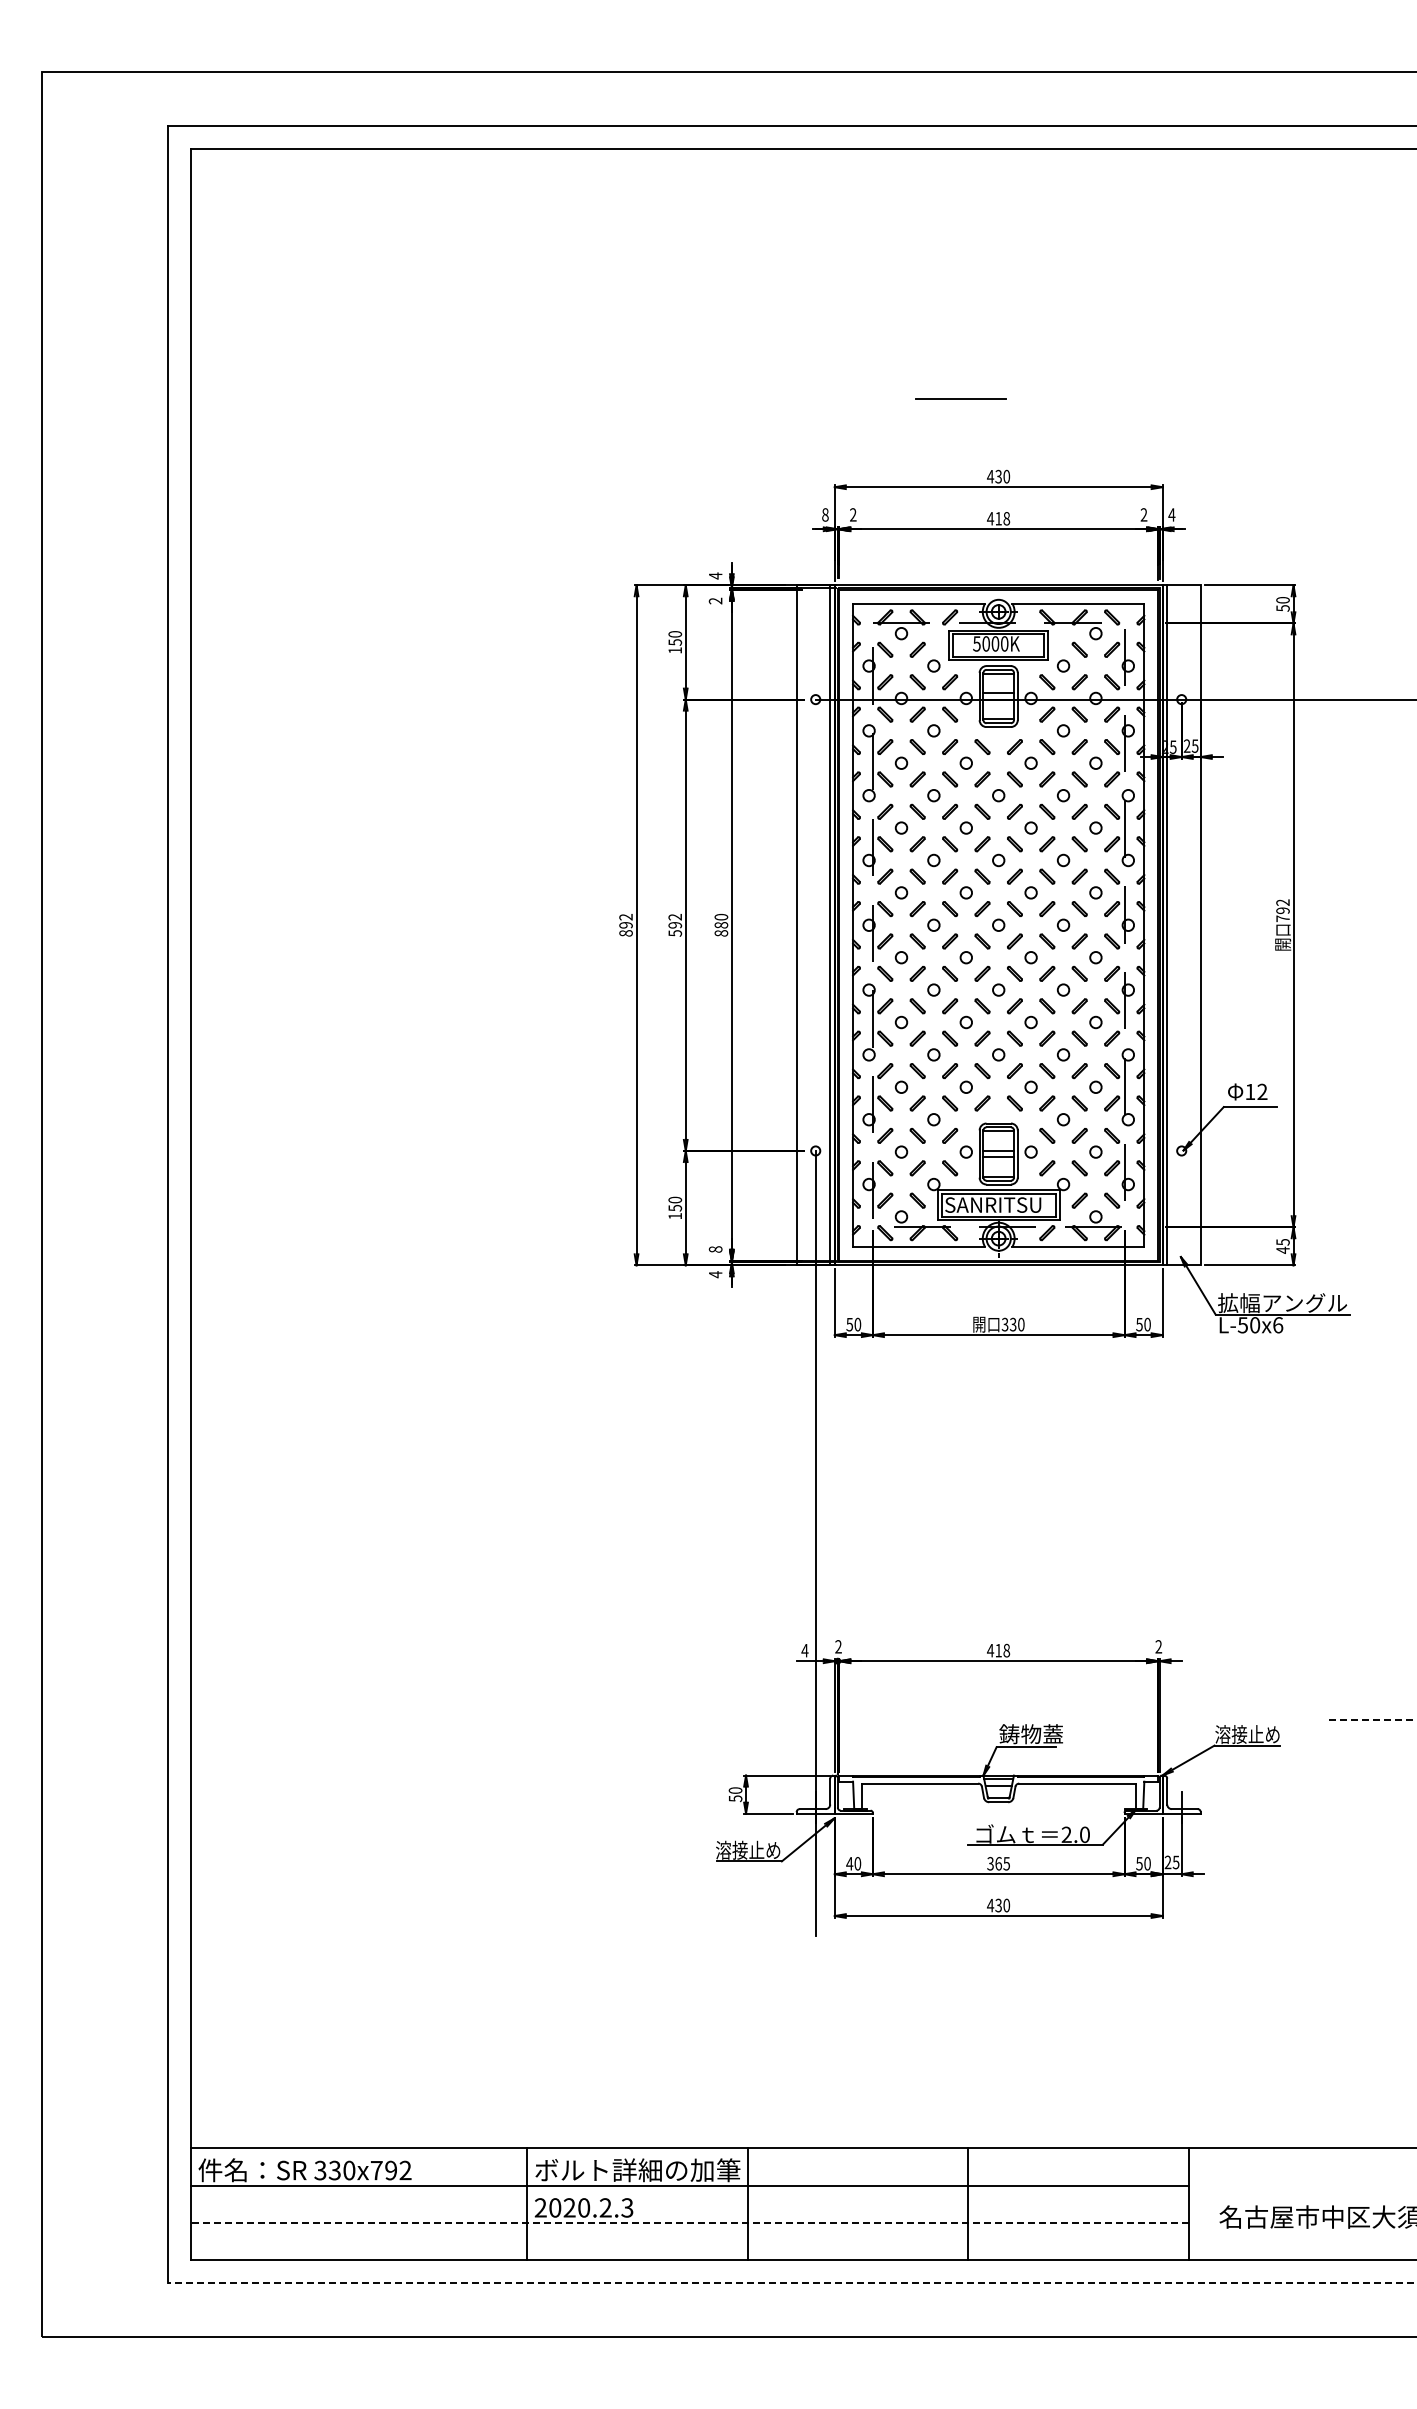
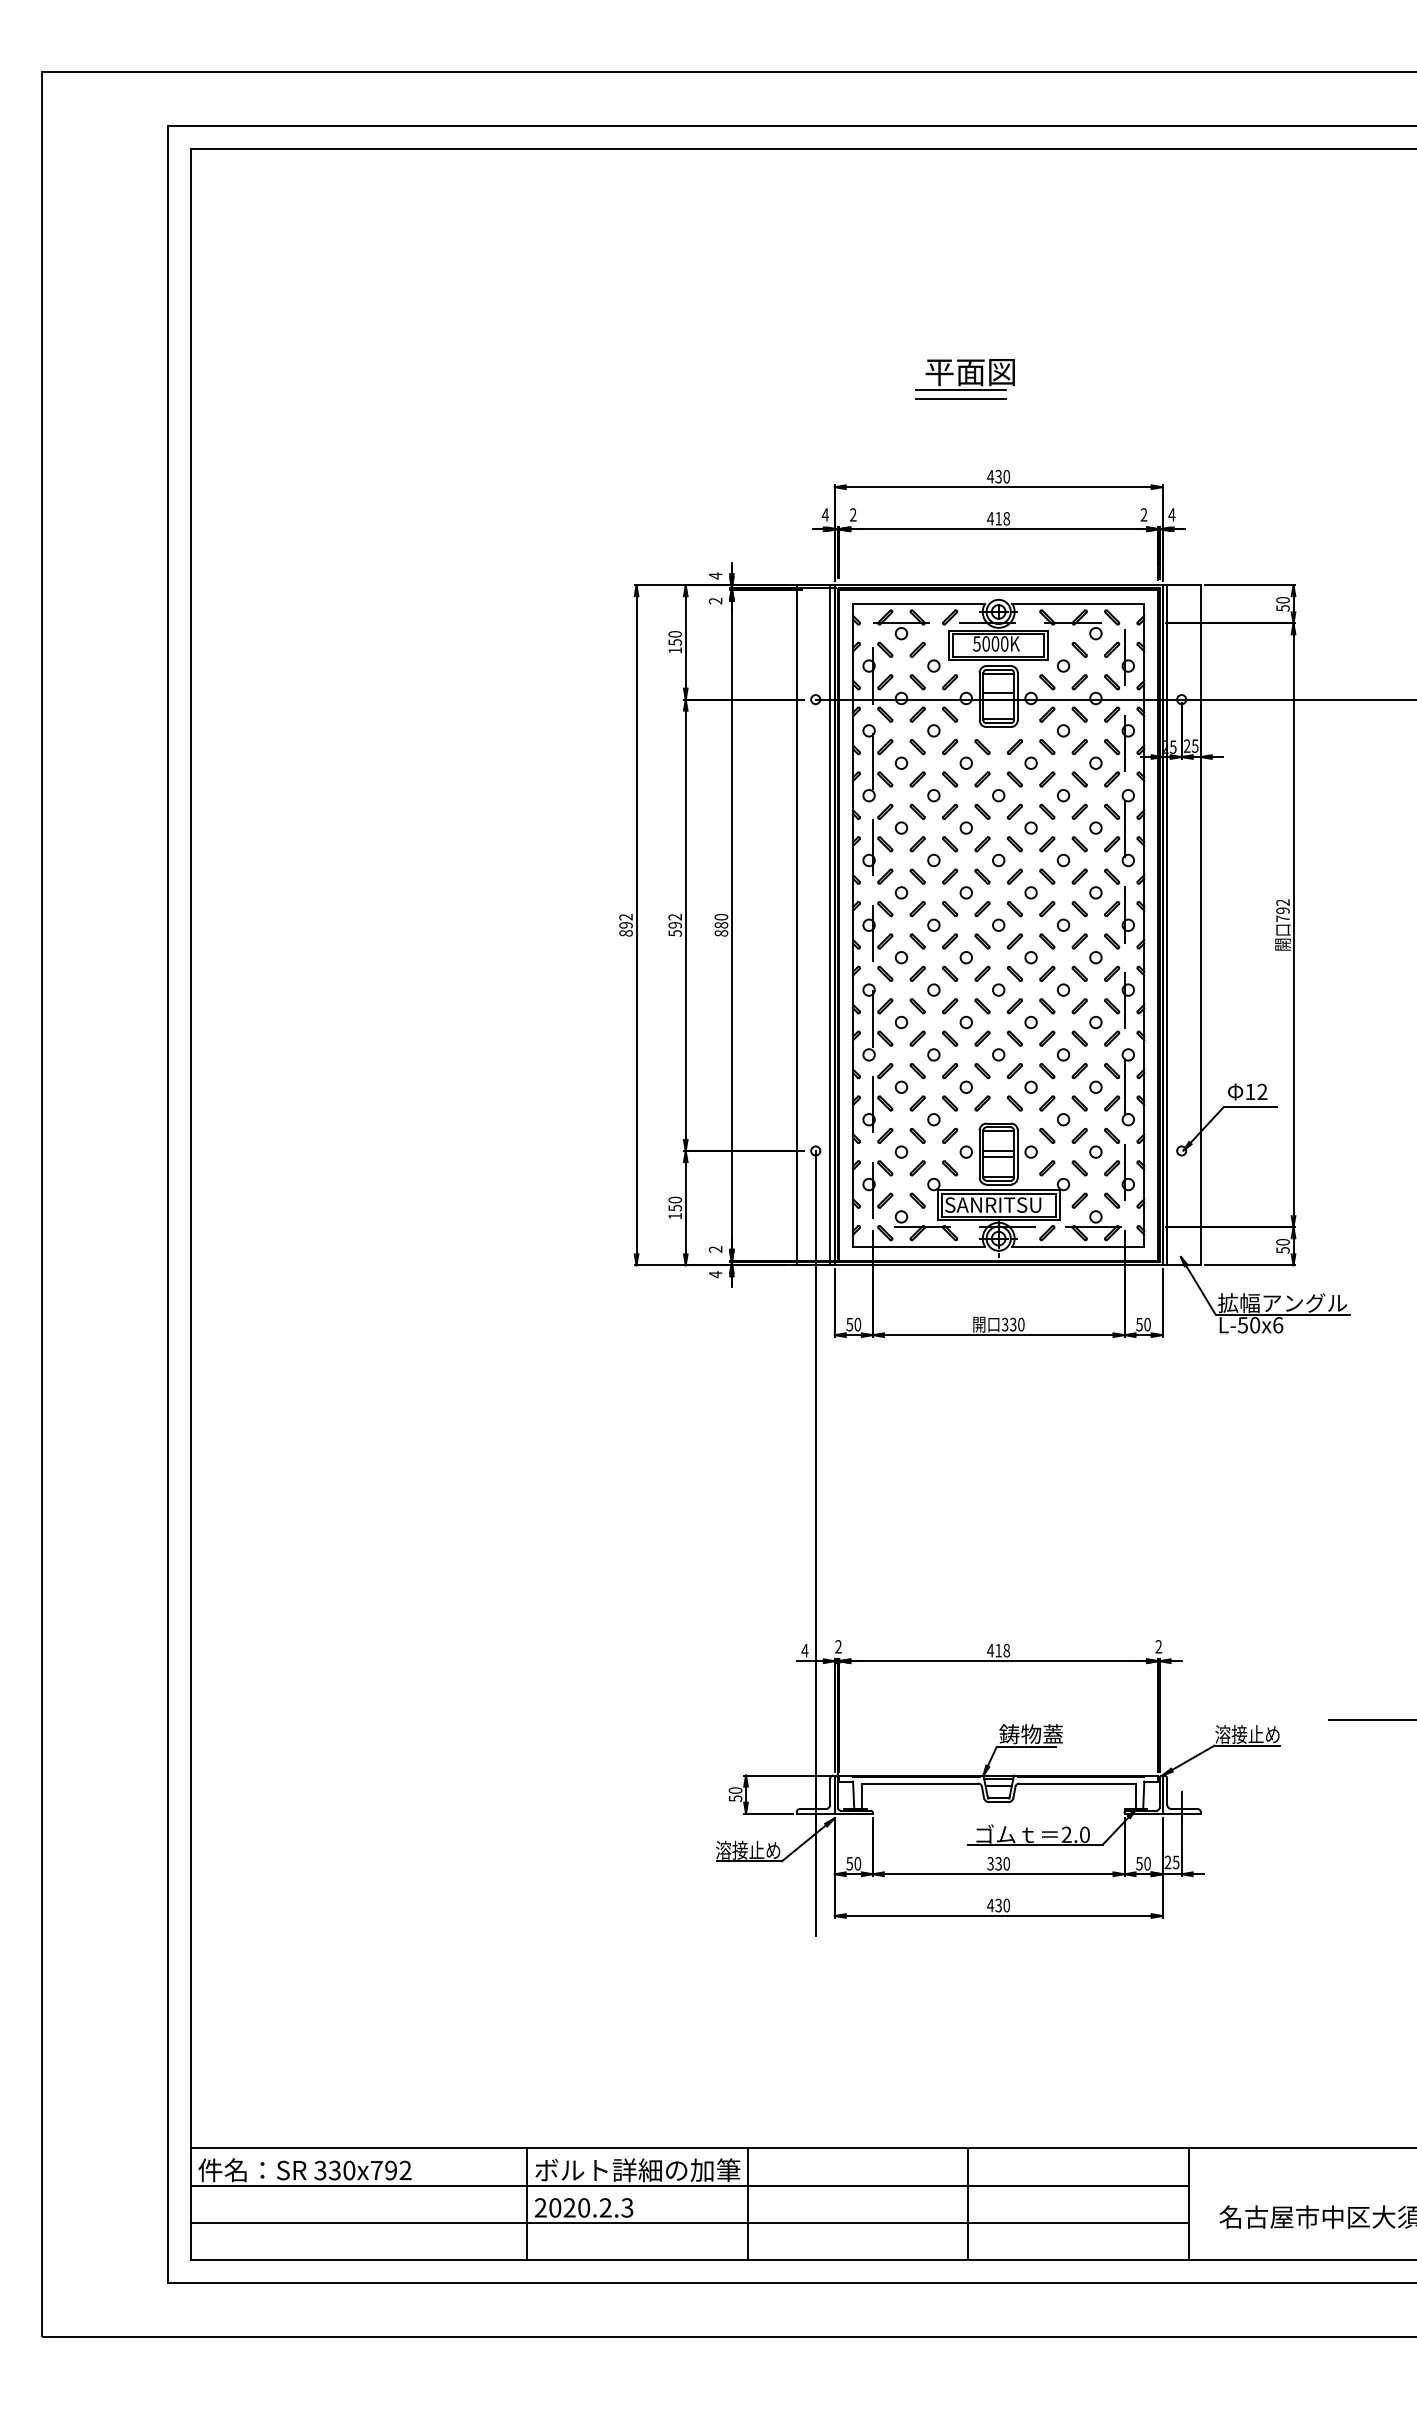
part: none -> present (964, 374)
text: 8 -> 4 (824, 514)
text: 45 -> 50 (1282, 1246)
text: 8 -> 2 (715, 1249)
line: dashed -> solid (1373, 1720)
text: 40 -> 50 (849, 1863)
text: 365 -> 330 (1002, 1863)
line: dashed -> solid (689, 2222)
line: dashed -> solid (791, 2283)
